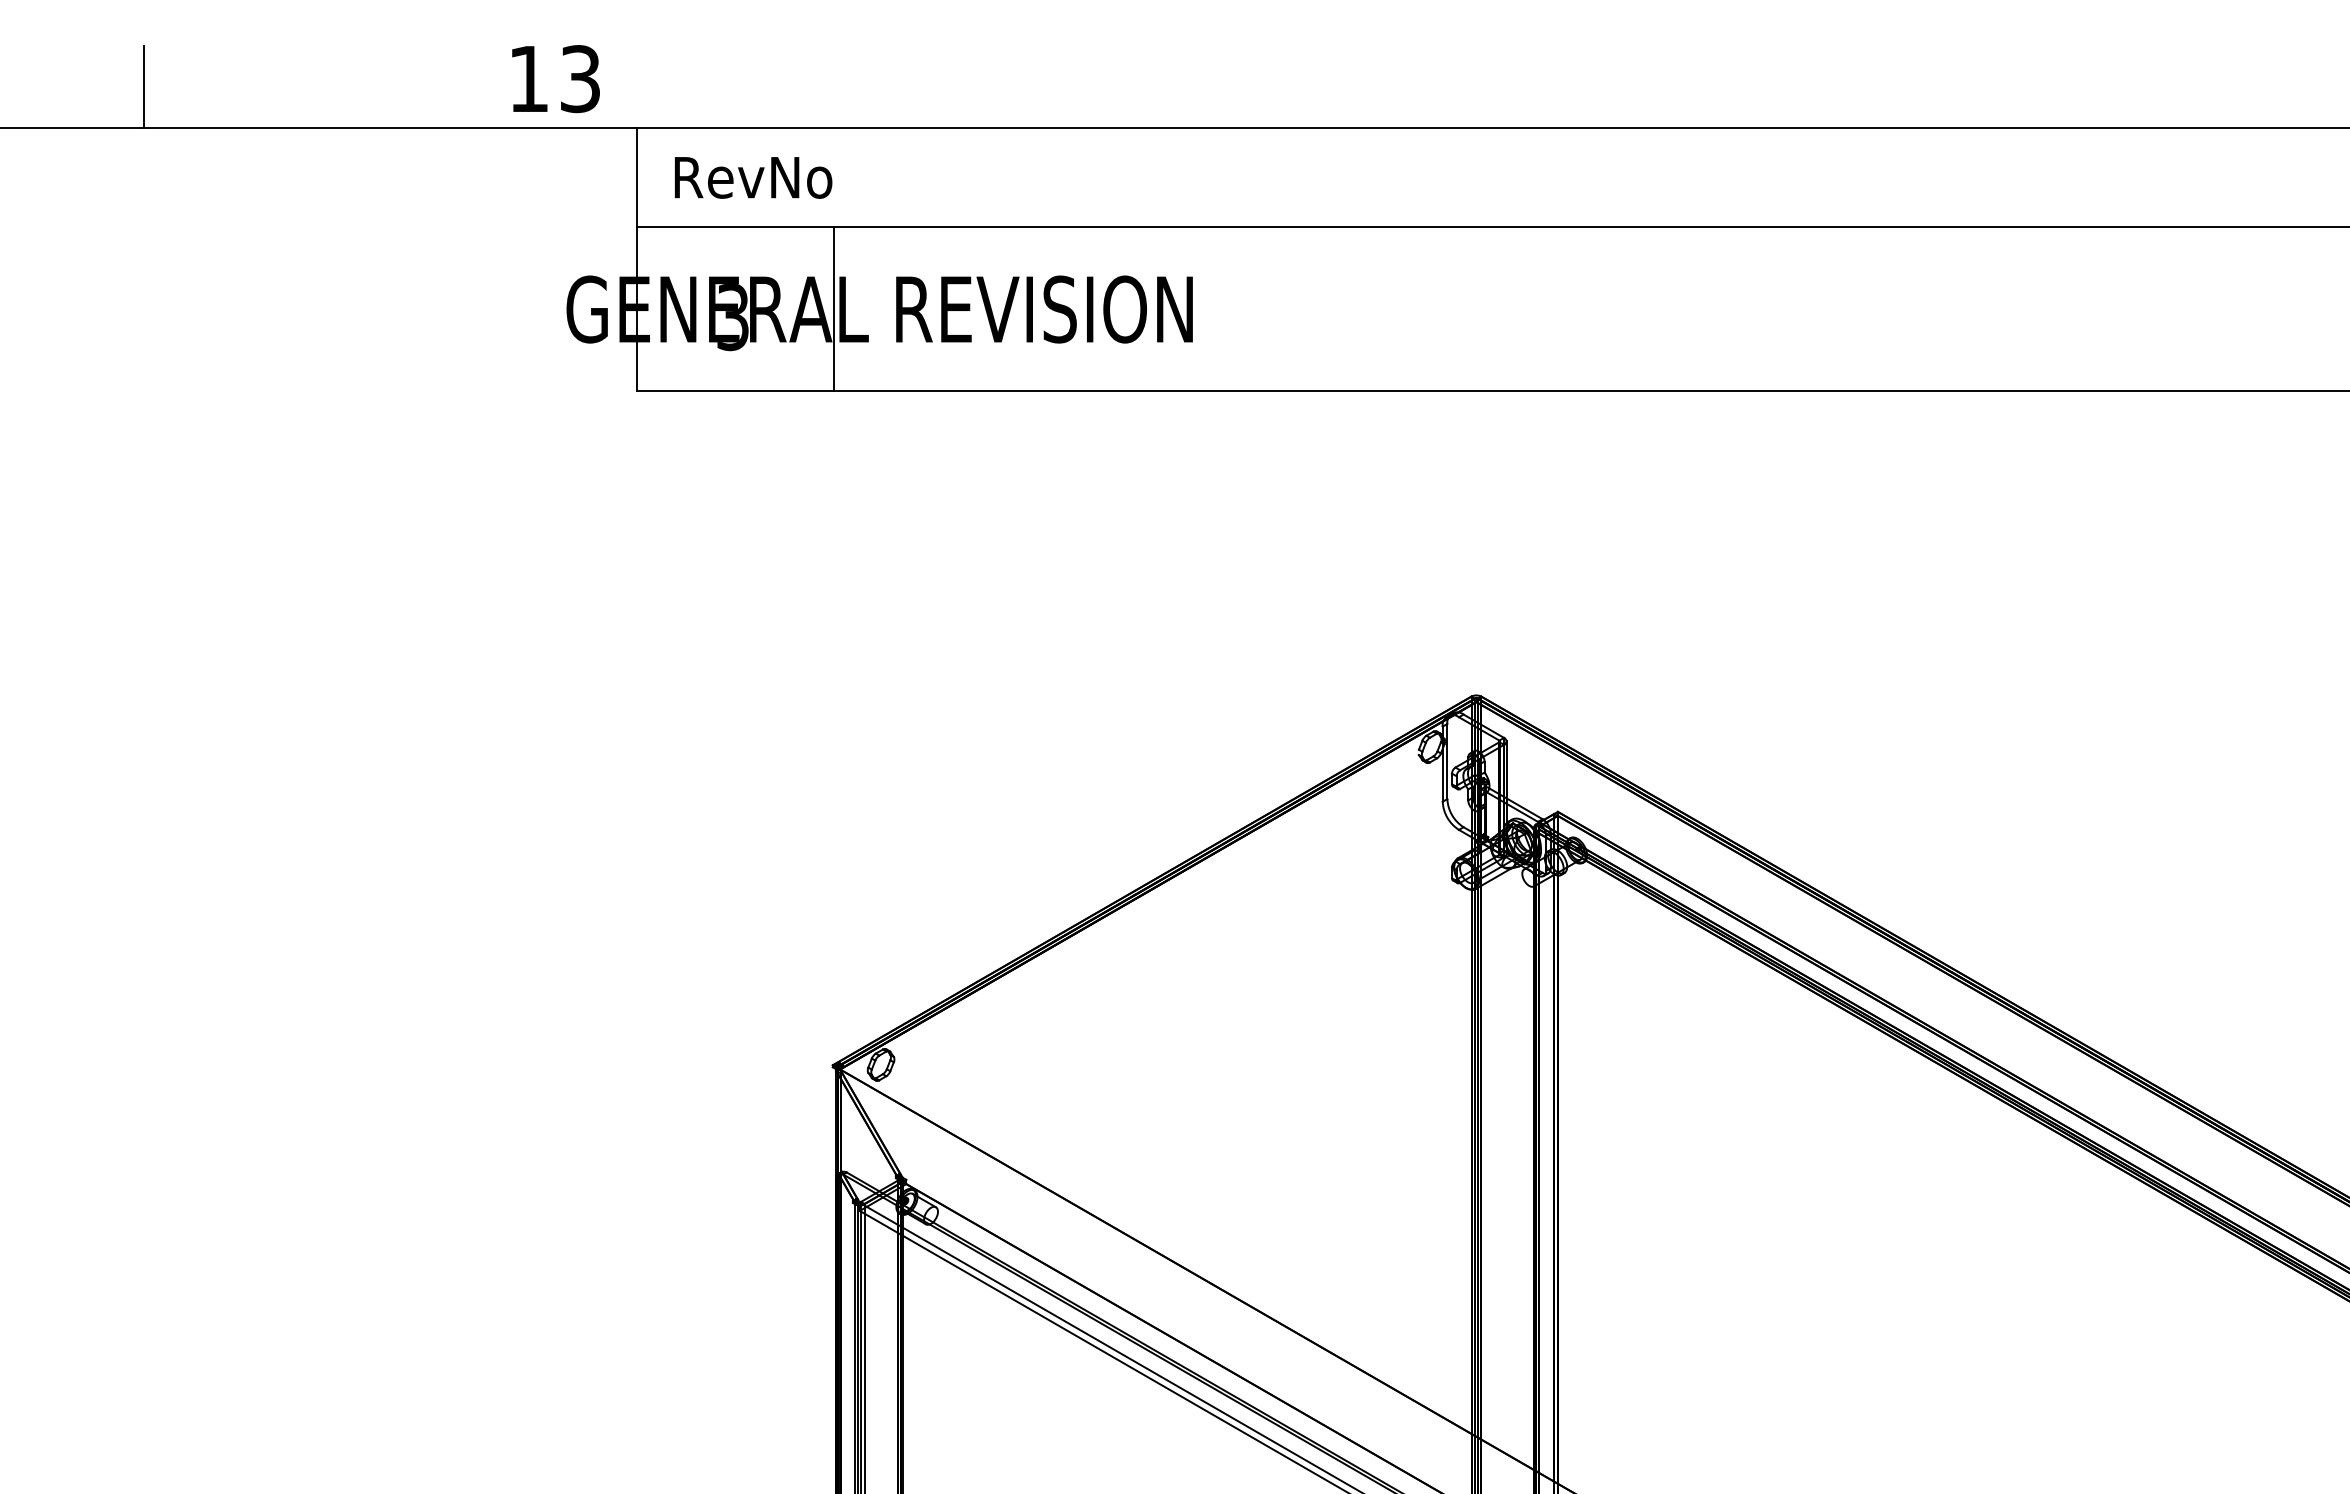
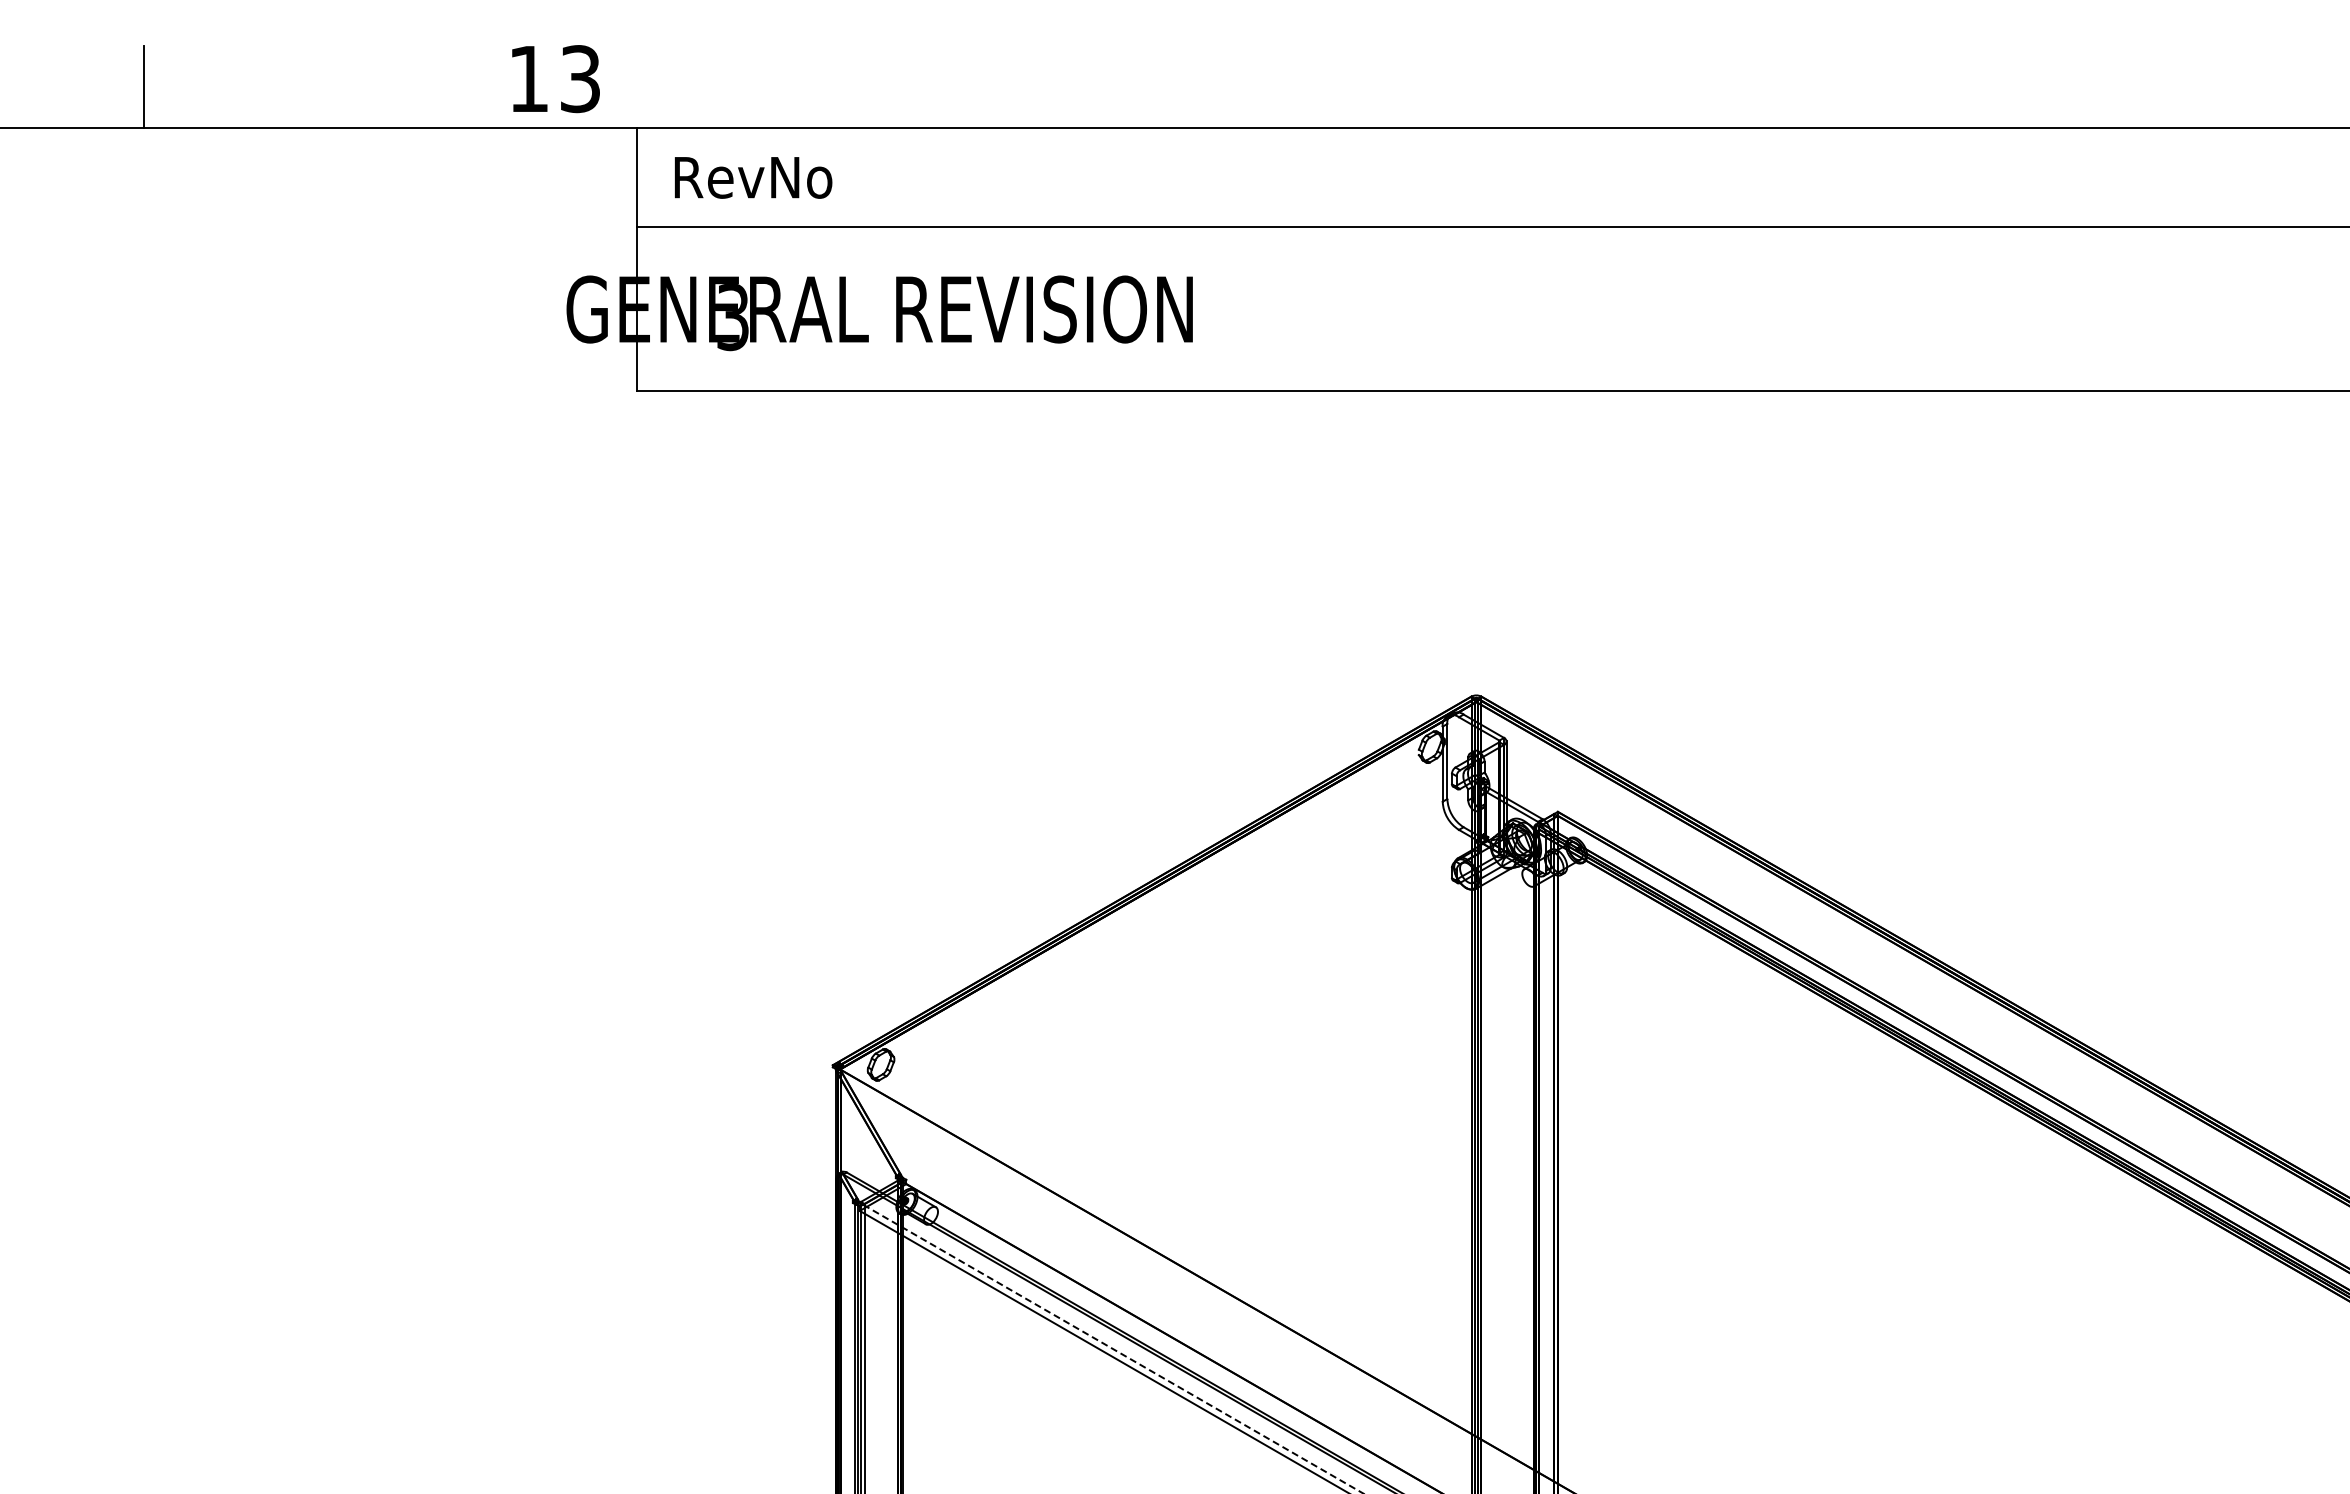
line: present -> none (834, 308)
line: solid -> dashed (1113, 1349)
